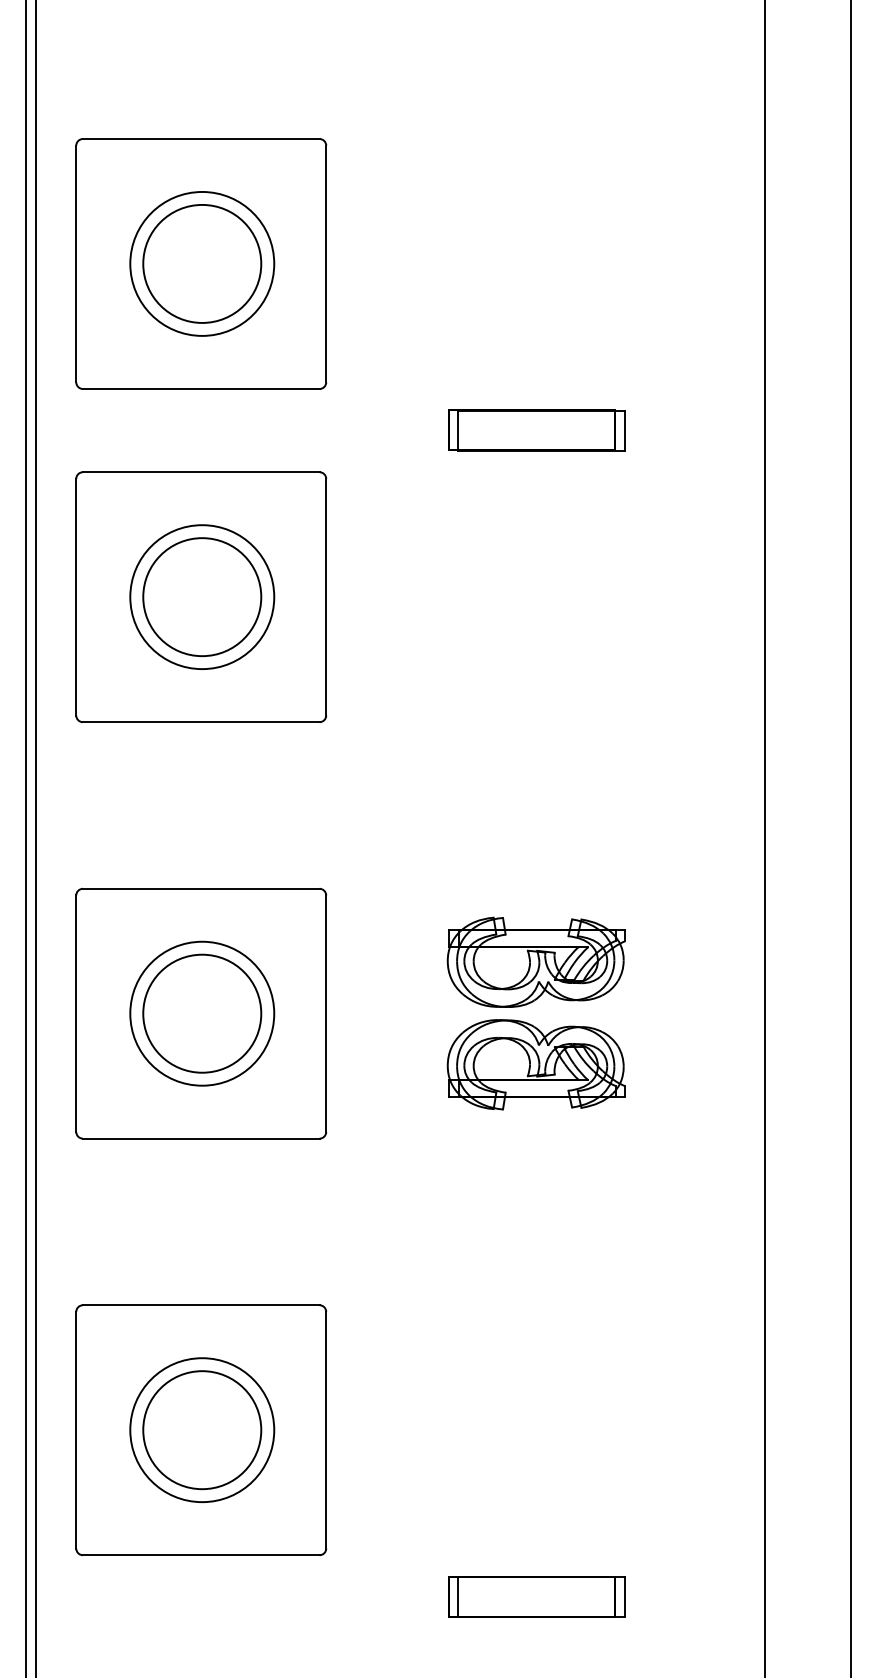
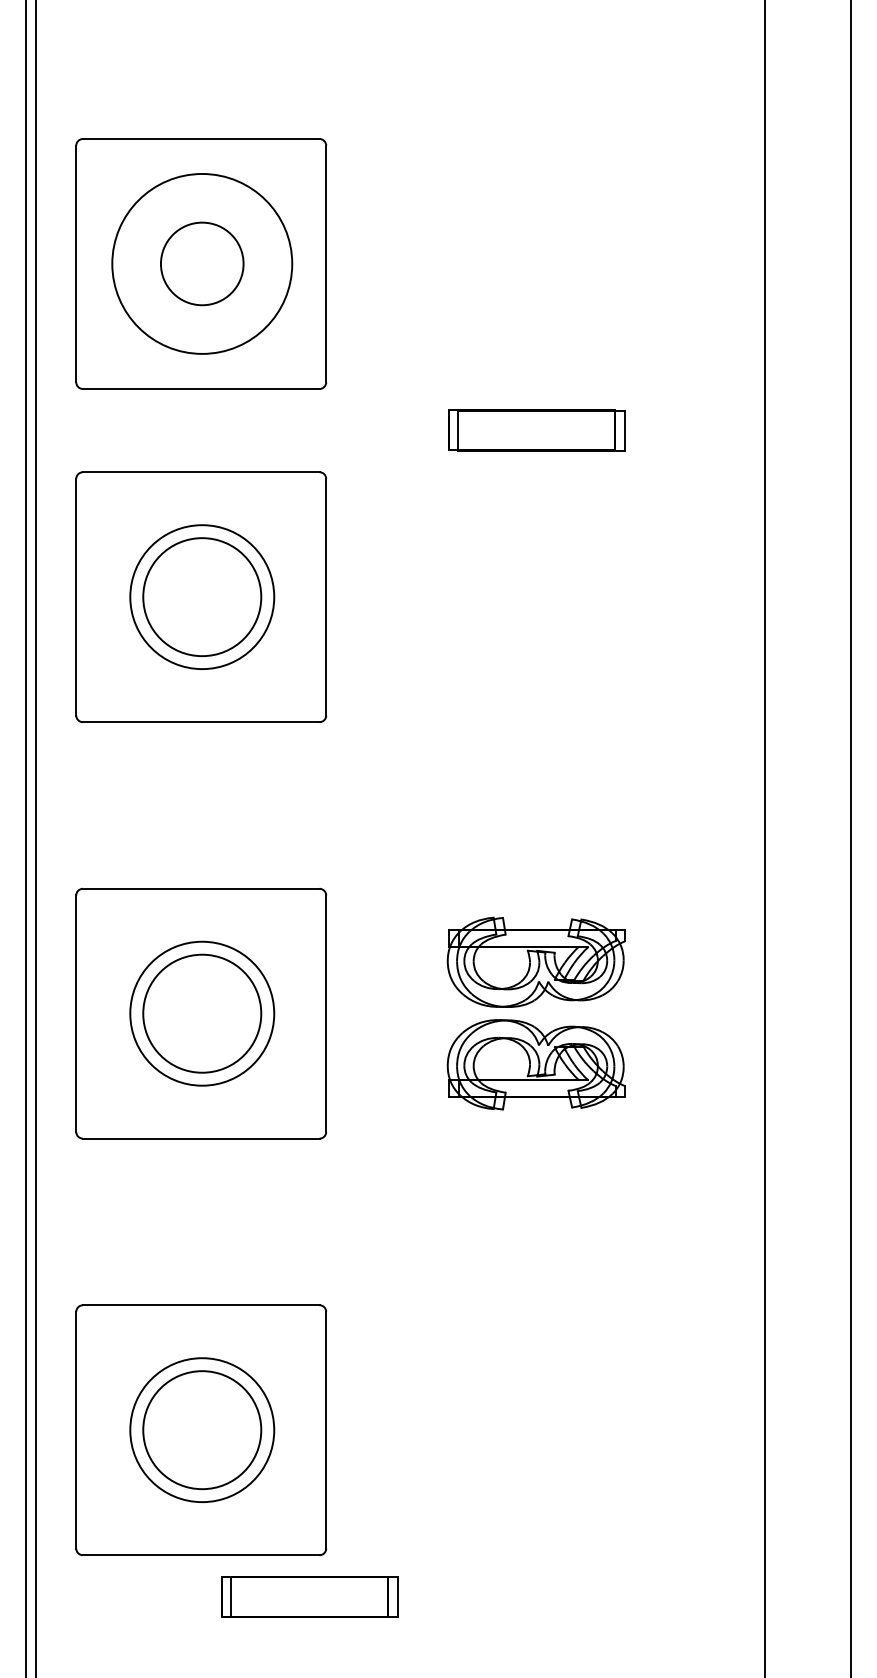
circle diameter: 118 px -> 83 px (201, 263)
circle diameter: 144 px -> 180 px (202, 263)
part position: (536, 1596) -> (309, 1596) (309, 1596)
